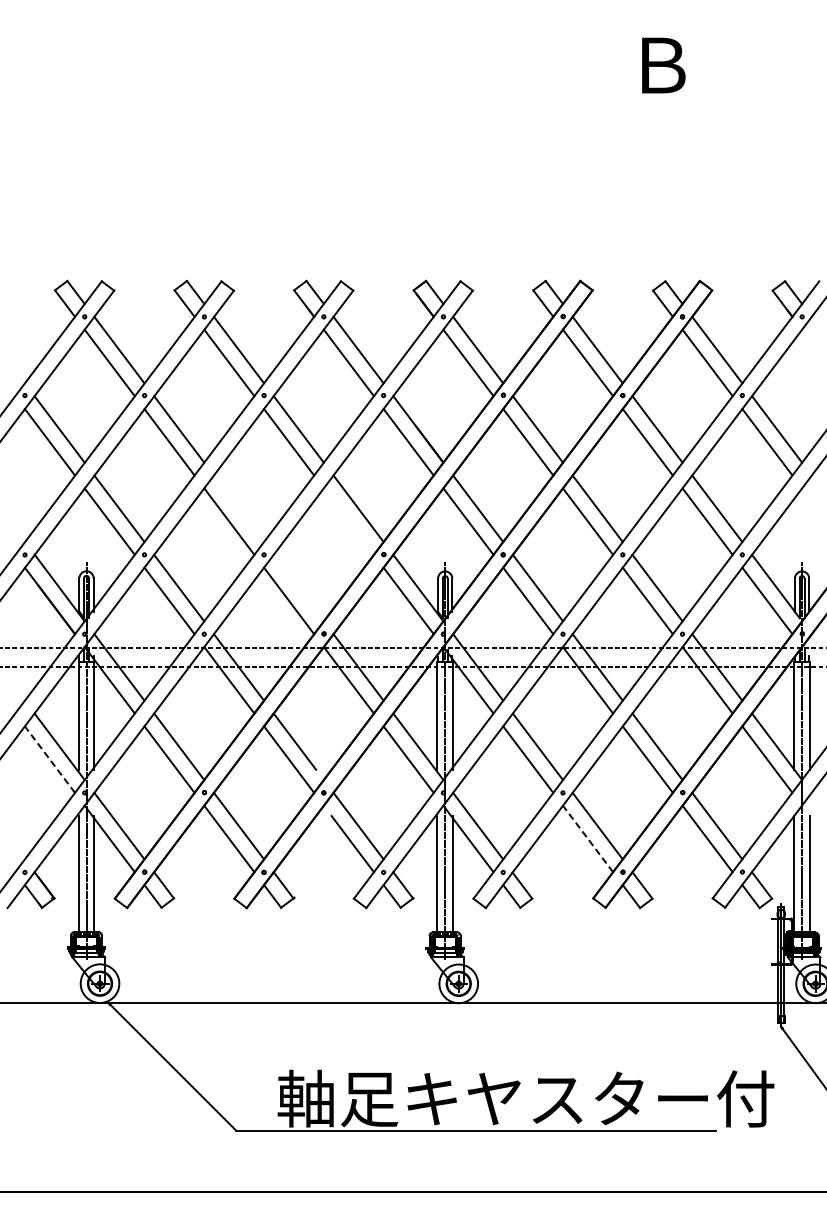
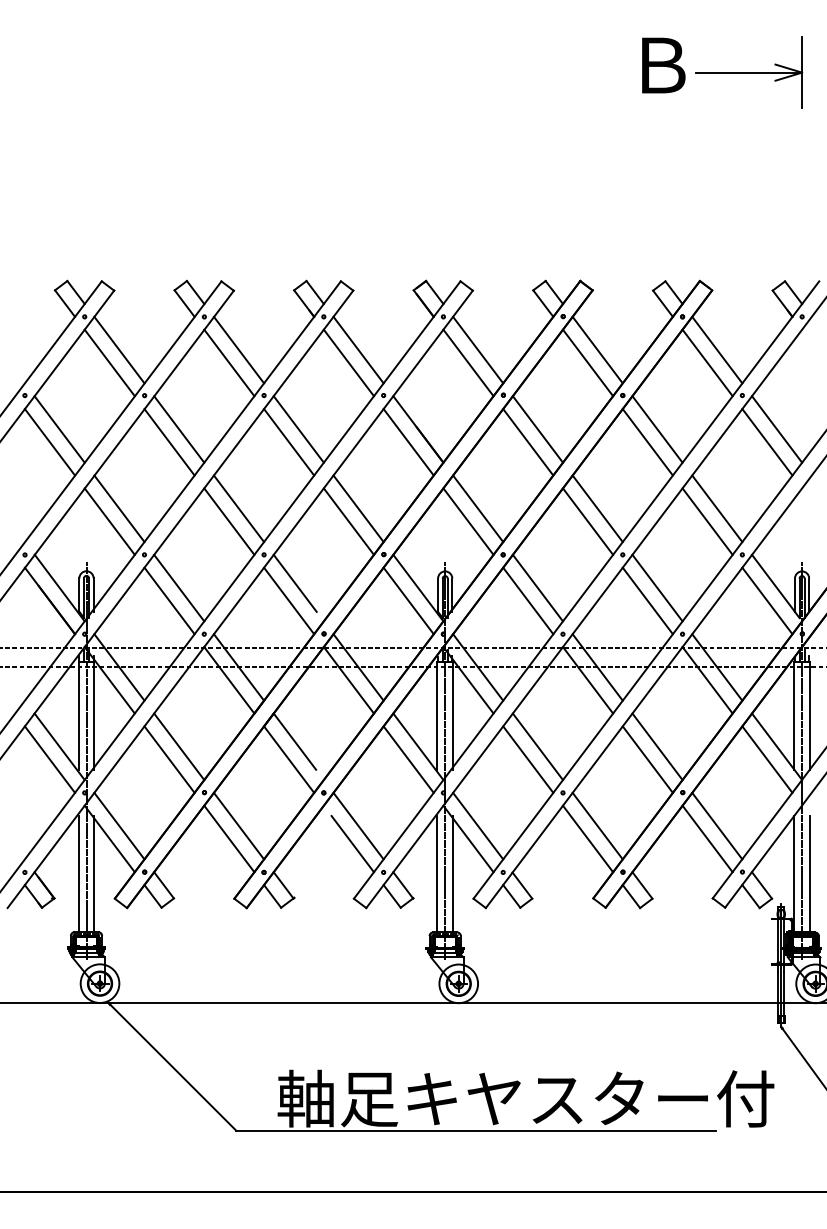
part: none -> present (749, 72)
line: none -> present (238, 508)
line: none -> present (348, 521)
line: none -> present (294, 582)
line: dashed -> solid (49, 759)
line: dashed -> solid (588, 838)
